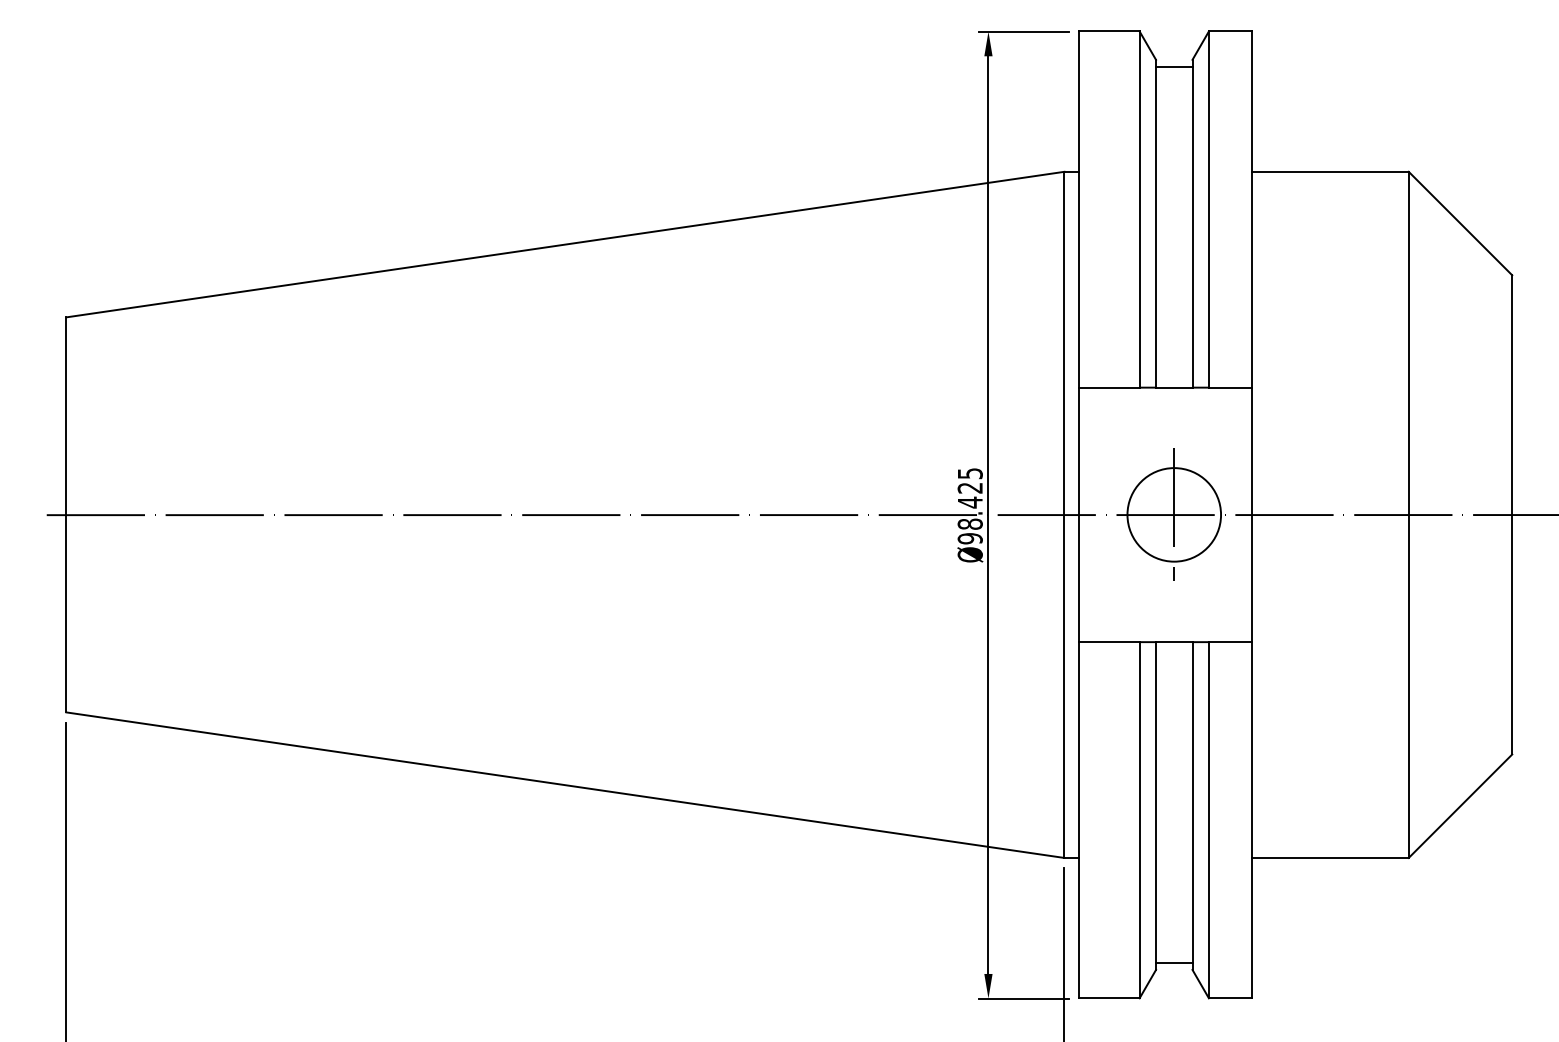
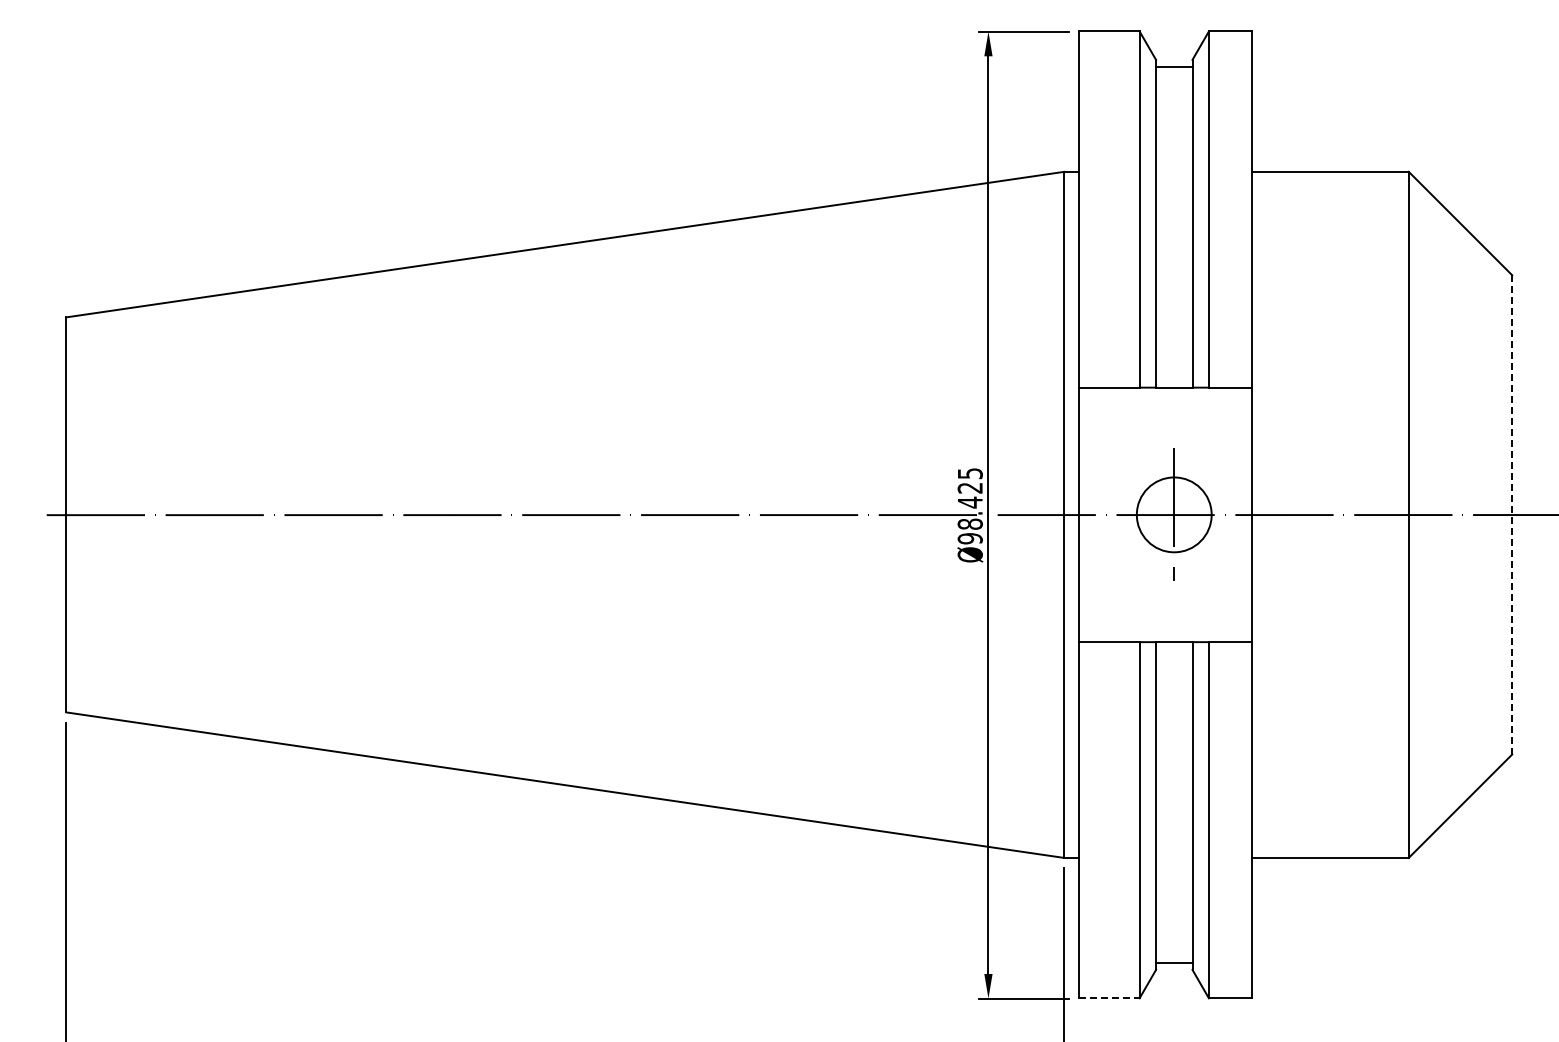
circle diameter: 94 px -> 75 px (1173, 514)
line: solid -> dashed (1512, 514)
line: solid -> dashed (1109, 998)
